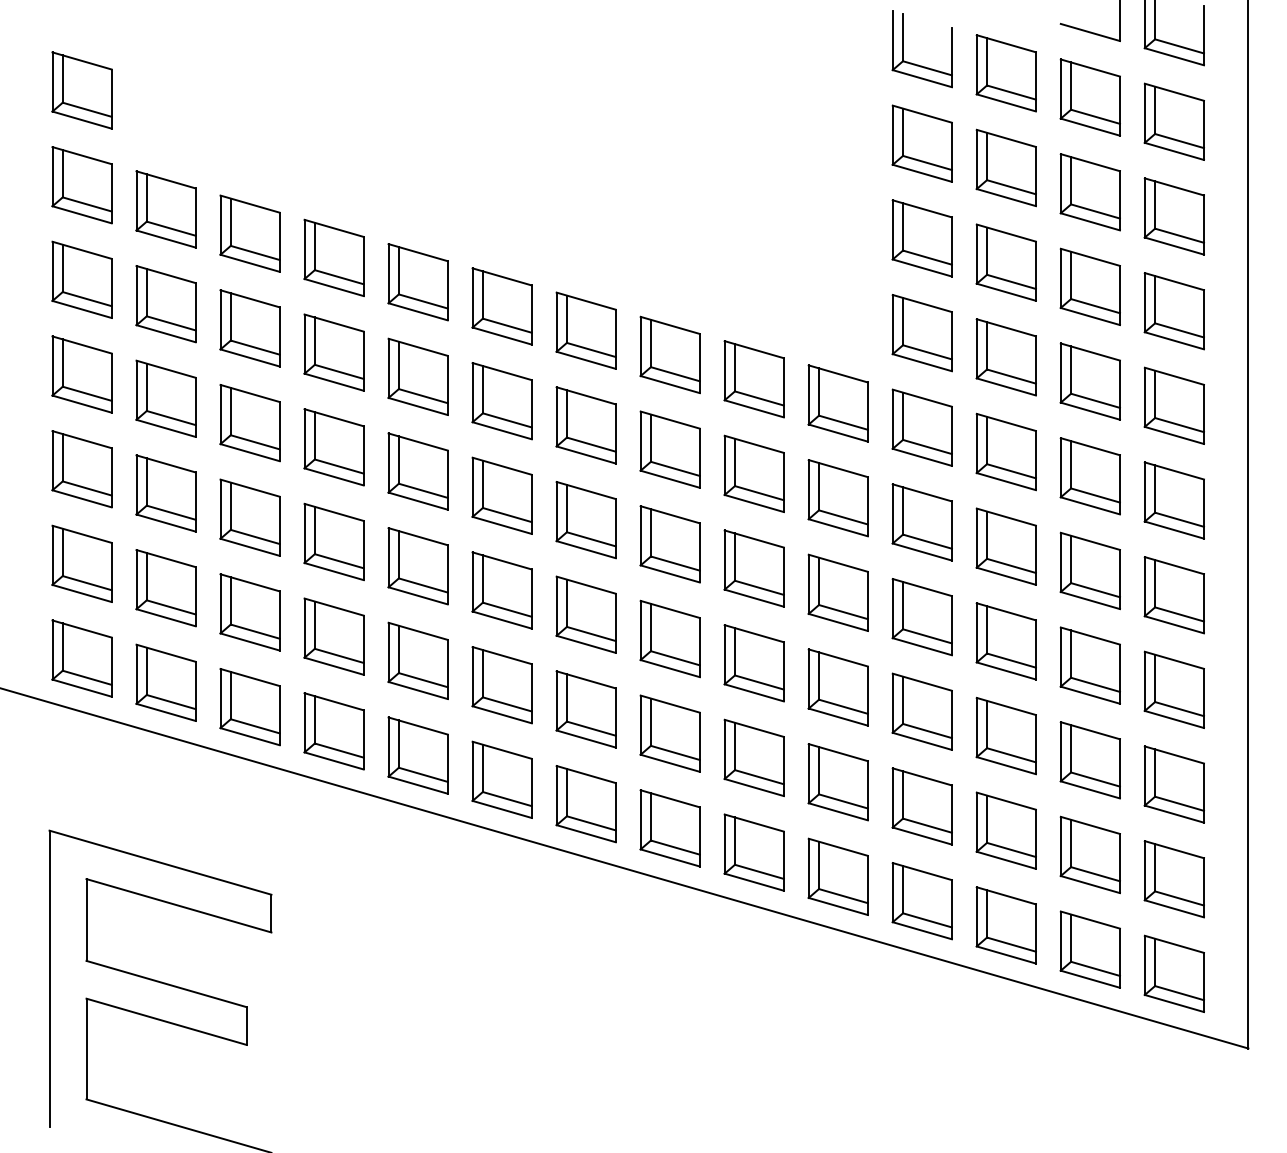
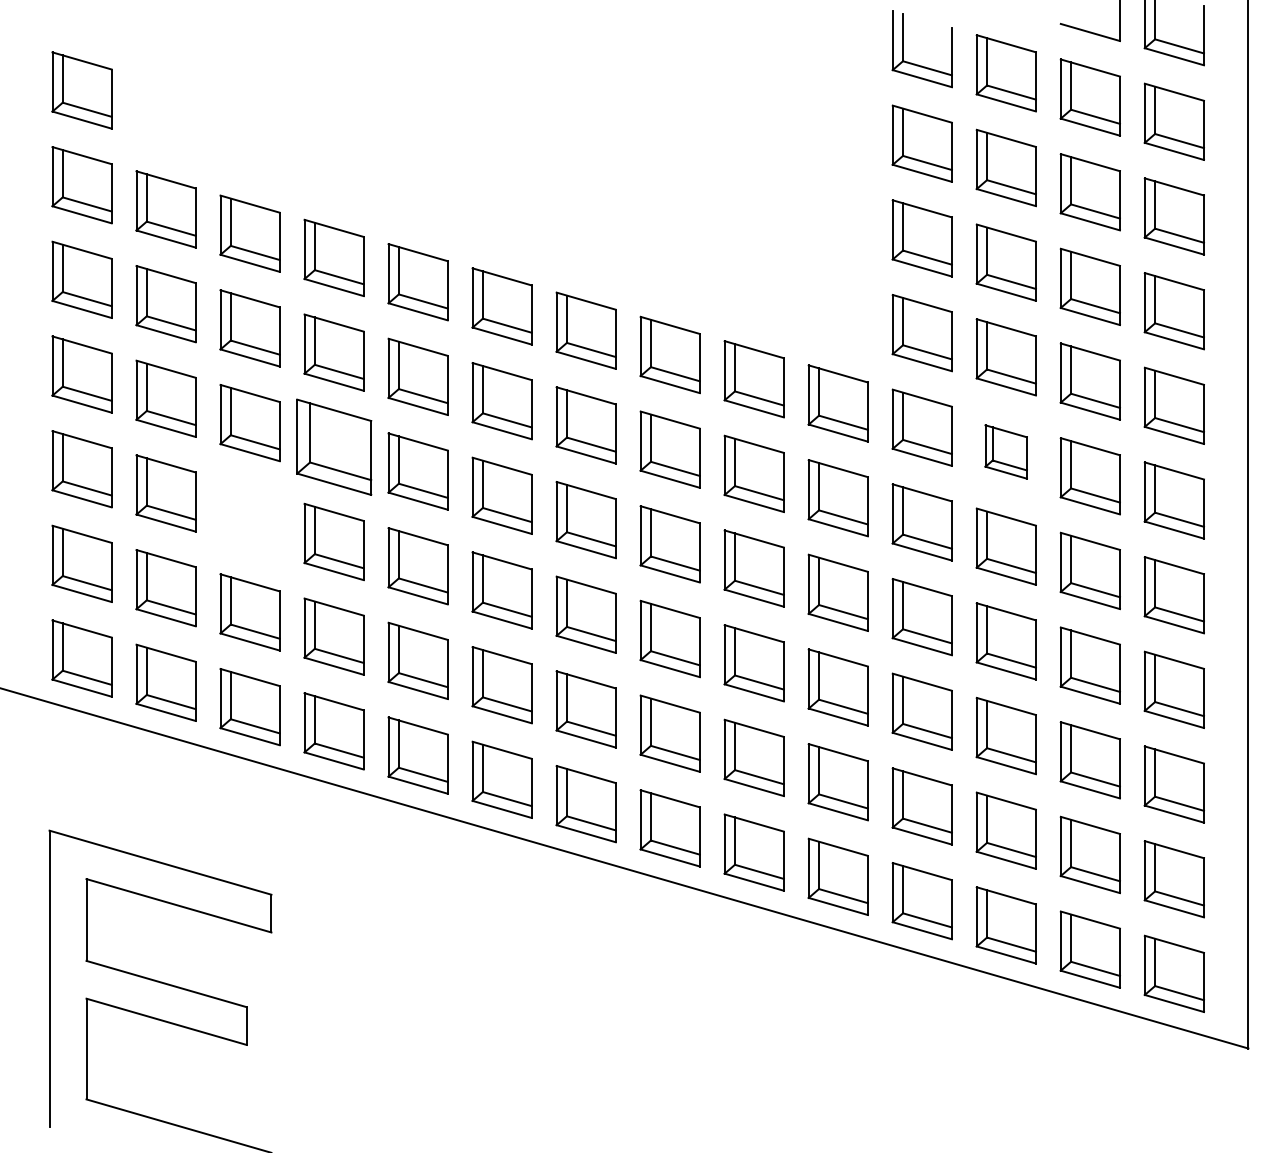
part size: 62x79 px -> 77x98 px (334, 446)
part size: 62x80 px -> 44x56 px (1005, 451)
part: present -> none (249, 517)
